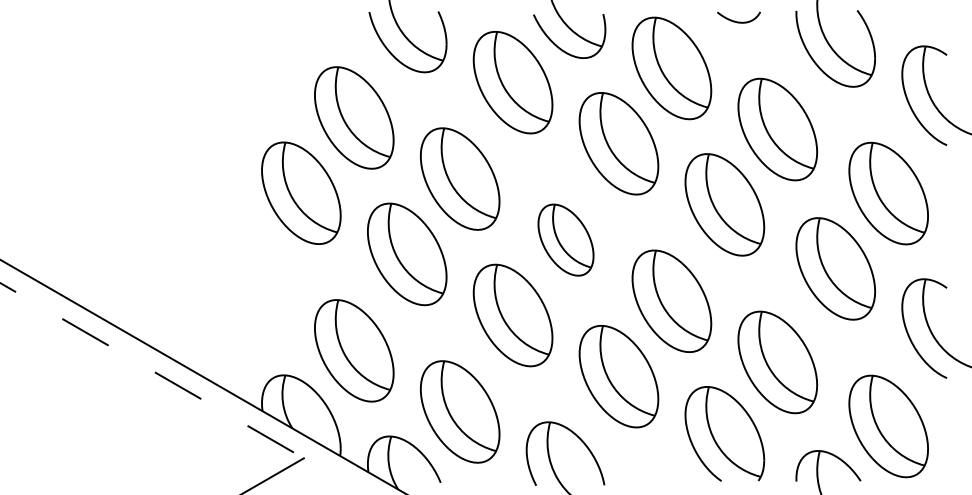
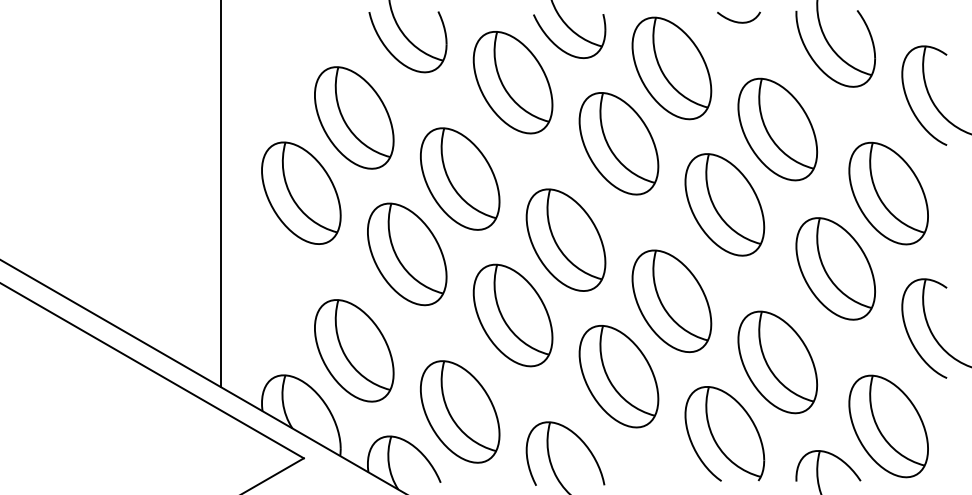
line: none -> present (220, 194)
part size: 58x74 px -> 82x104 px (565, 239)
line: dashed -> solid (152, 370)
